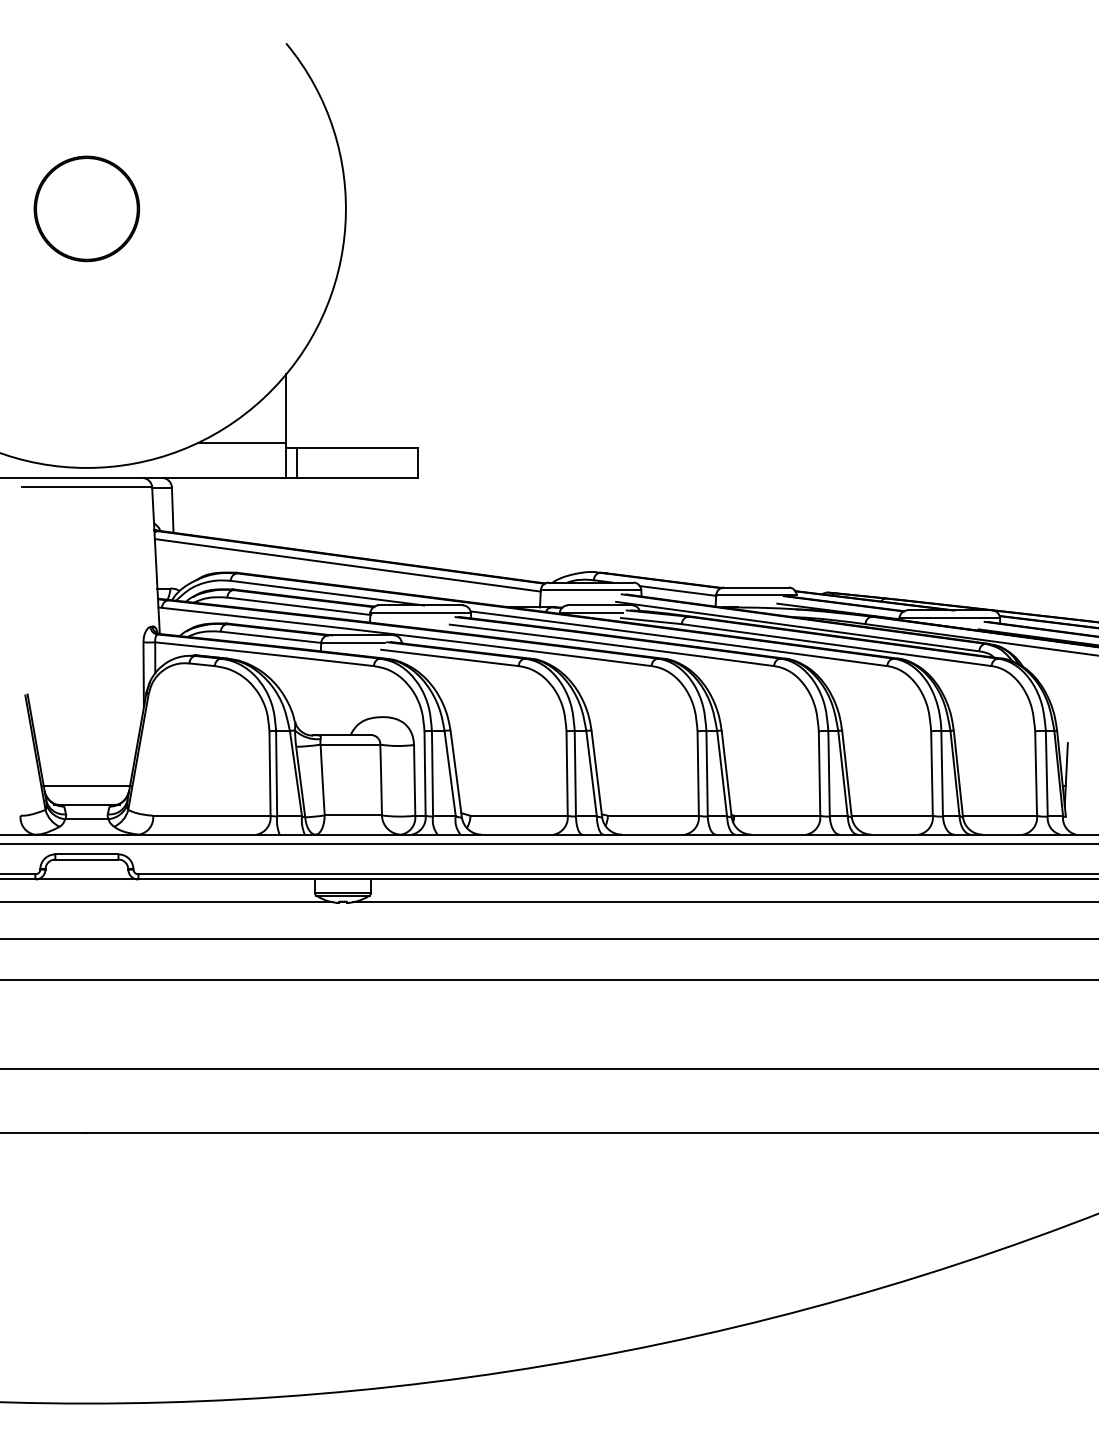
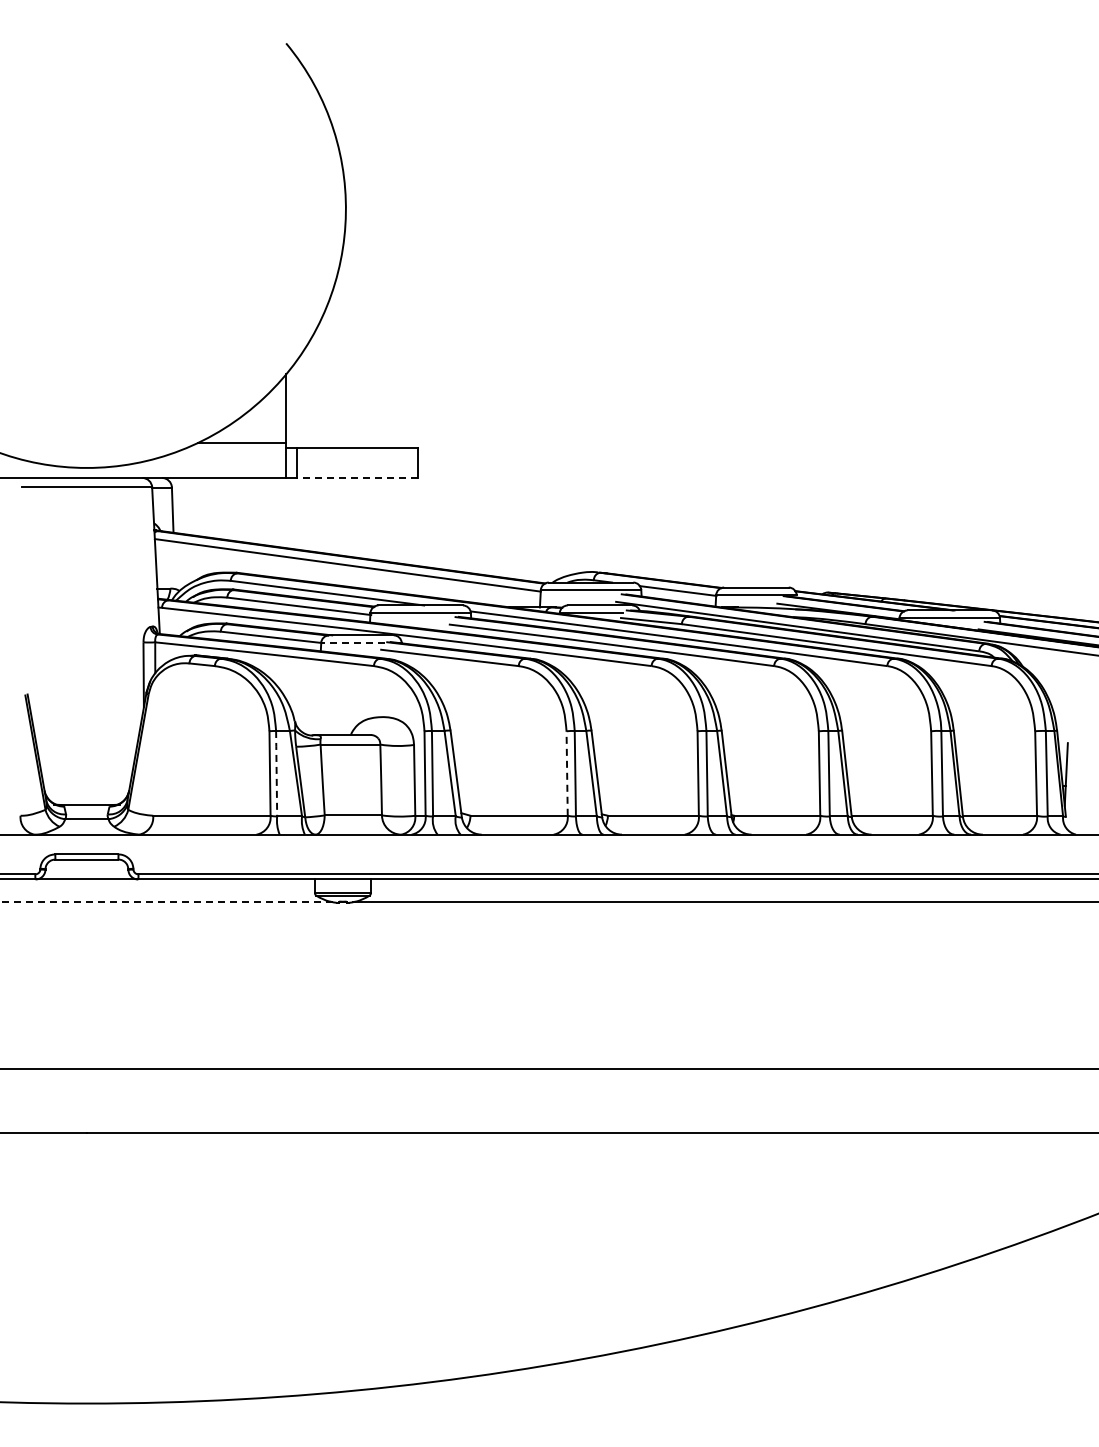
part: present -> none (86, 208)
line: solid -> dashed (357, 477)
line: solid -> dashed (353, 642)
line: solid -> dashed (567, 773)
line: solid -> dashed (276, 774)
line: present -> none (86, 785)
line: present -> none (548, 844)
line: solid -> dashed (166, 902)
line: present -> none (548, 939)
line: present -> none (548, 980)
